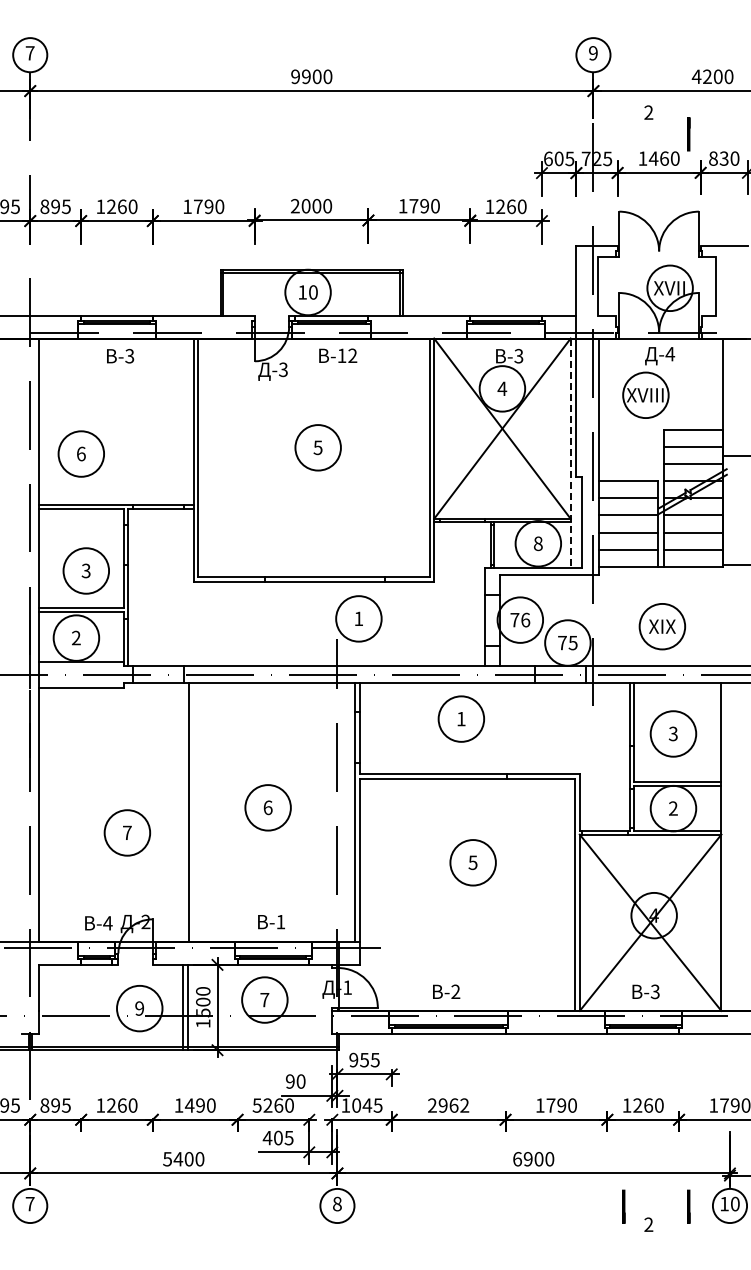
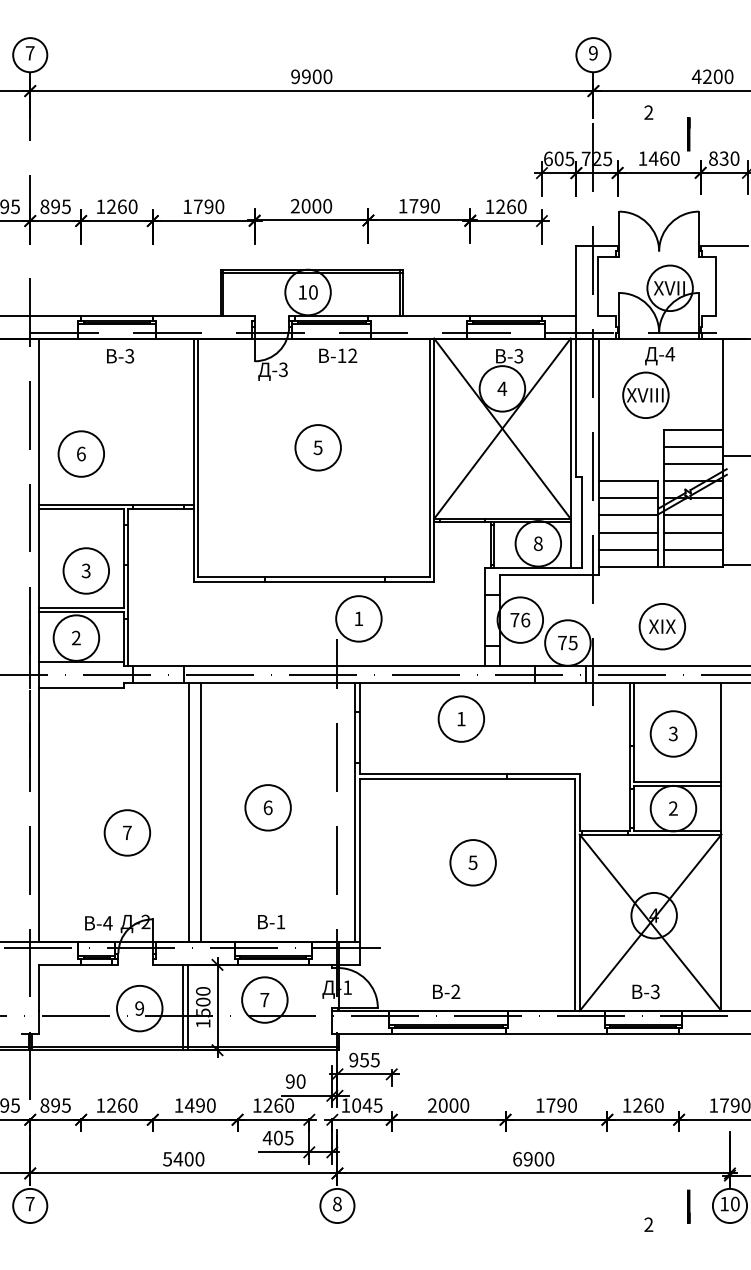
line: dashed -> solid (570, 453)
line: none -> present (201, 812)
text: 5260 -> 1260 (256, 1105)
text: 2962 -> 2000 (453, 1105)
line: present -> none (623, 1206)
